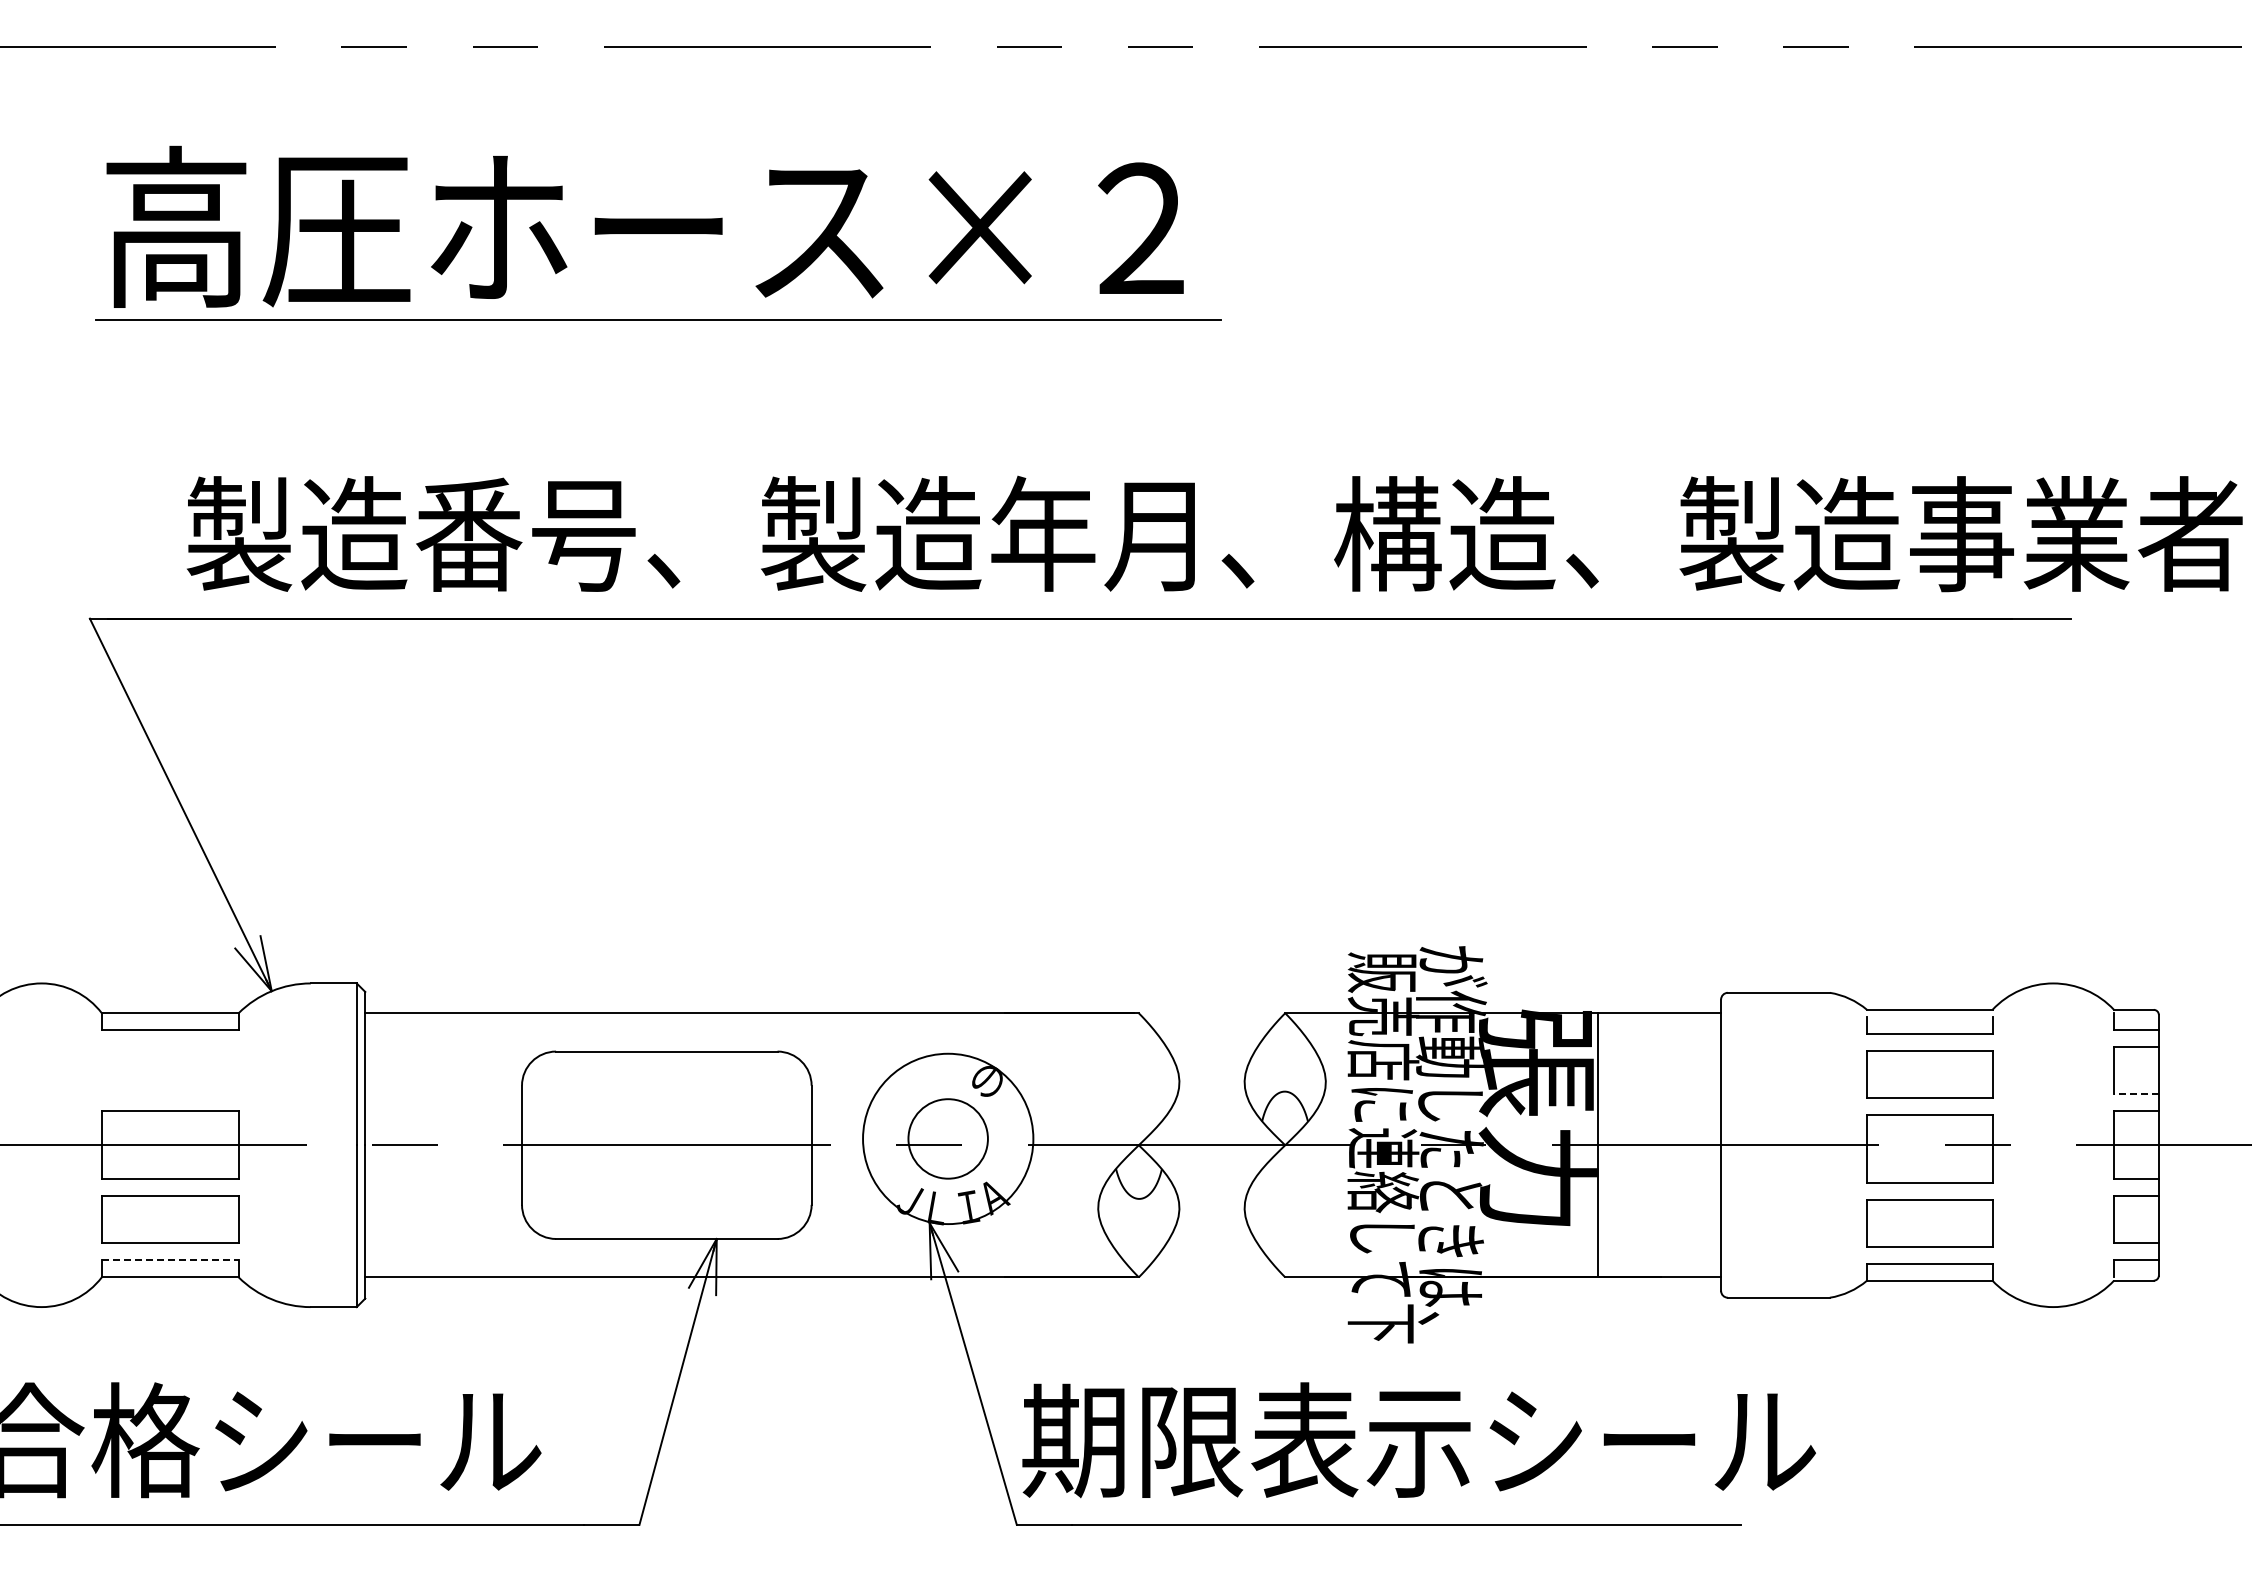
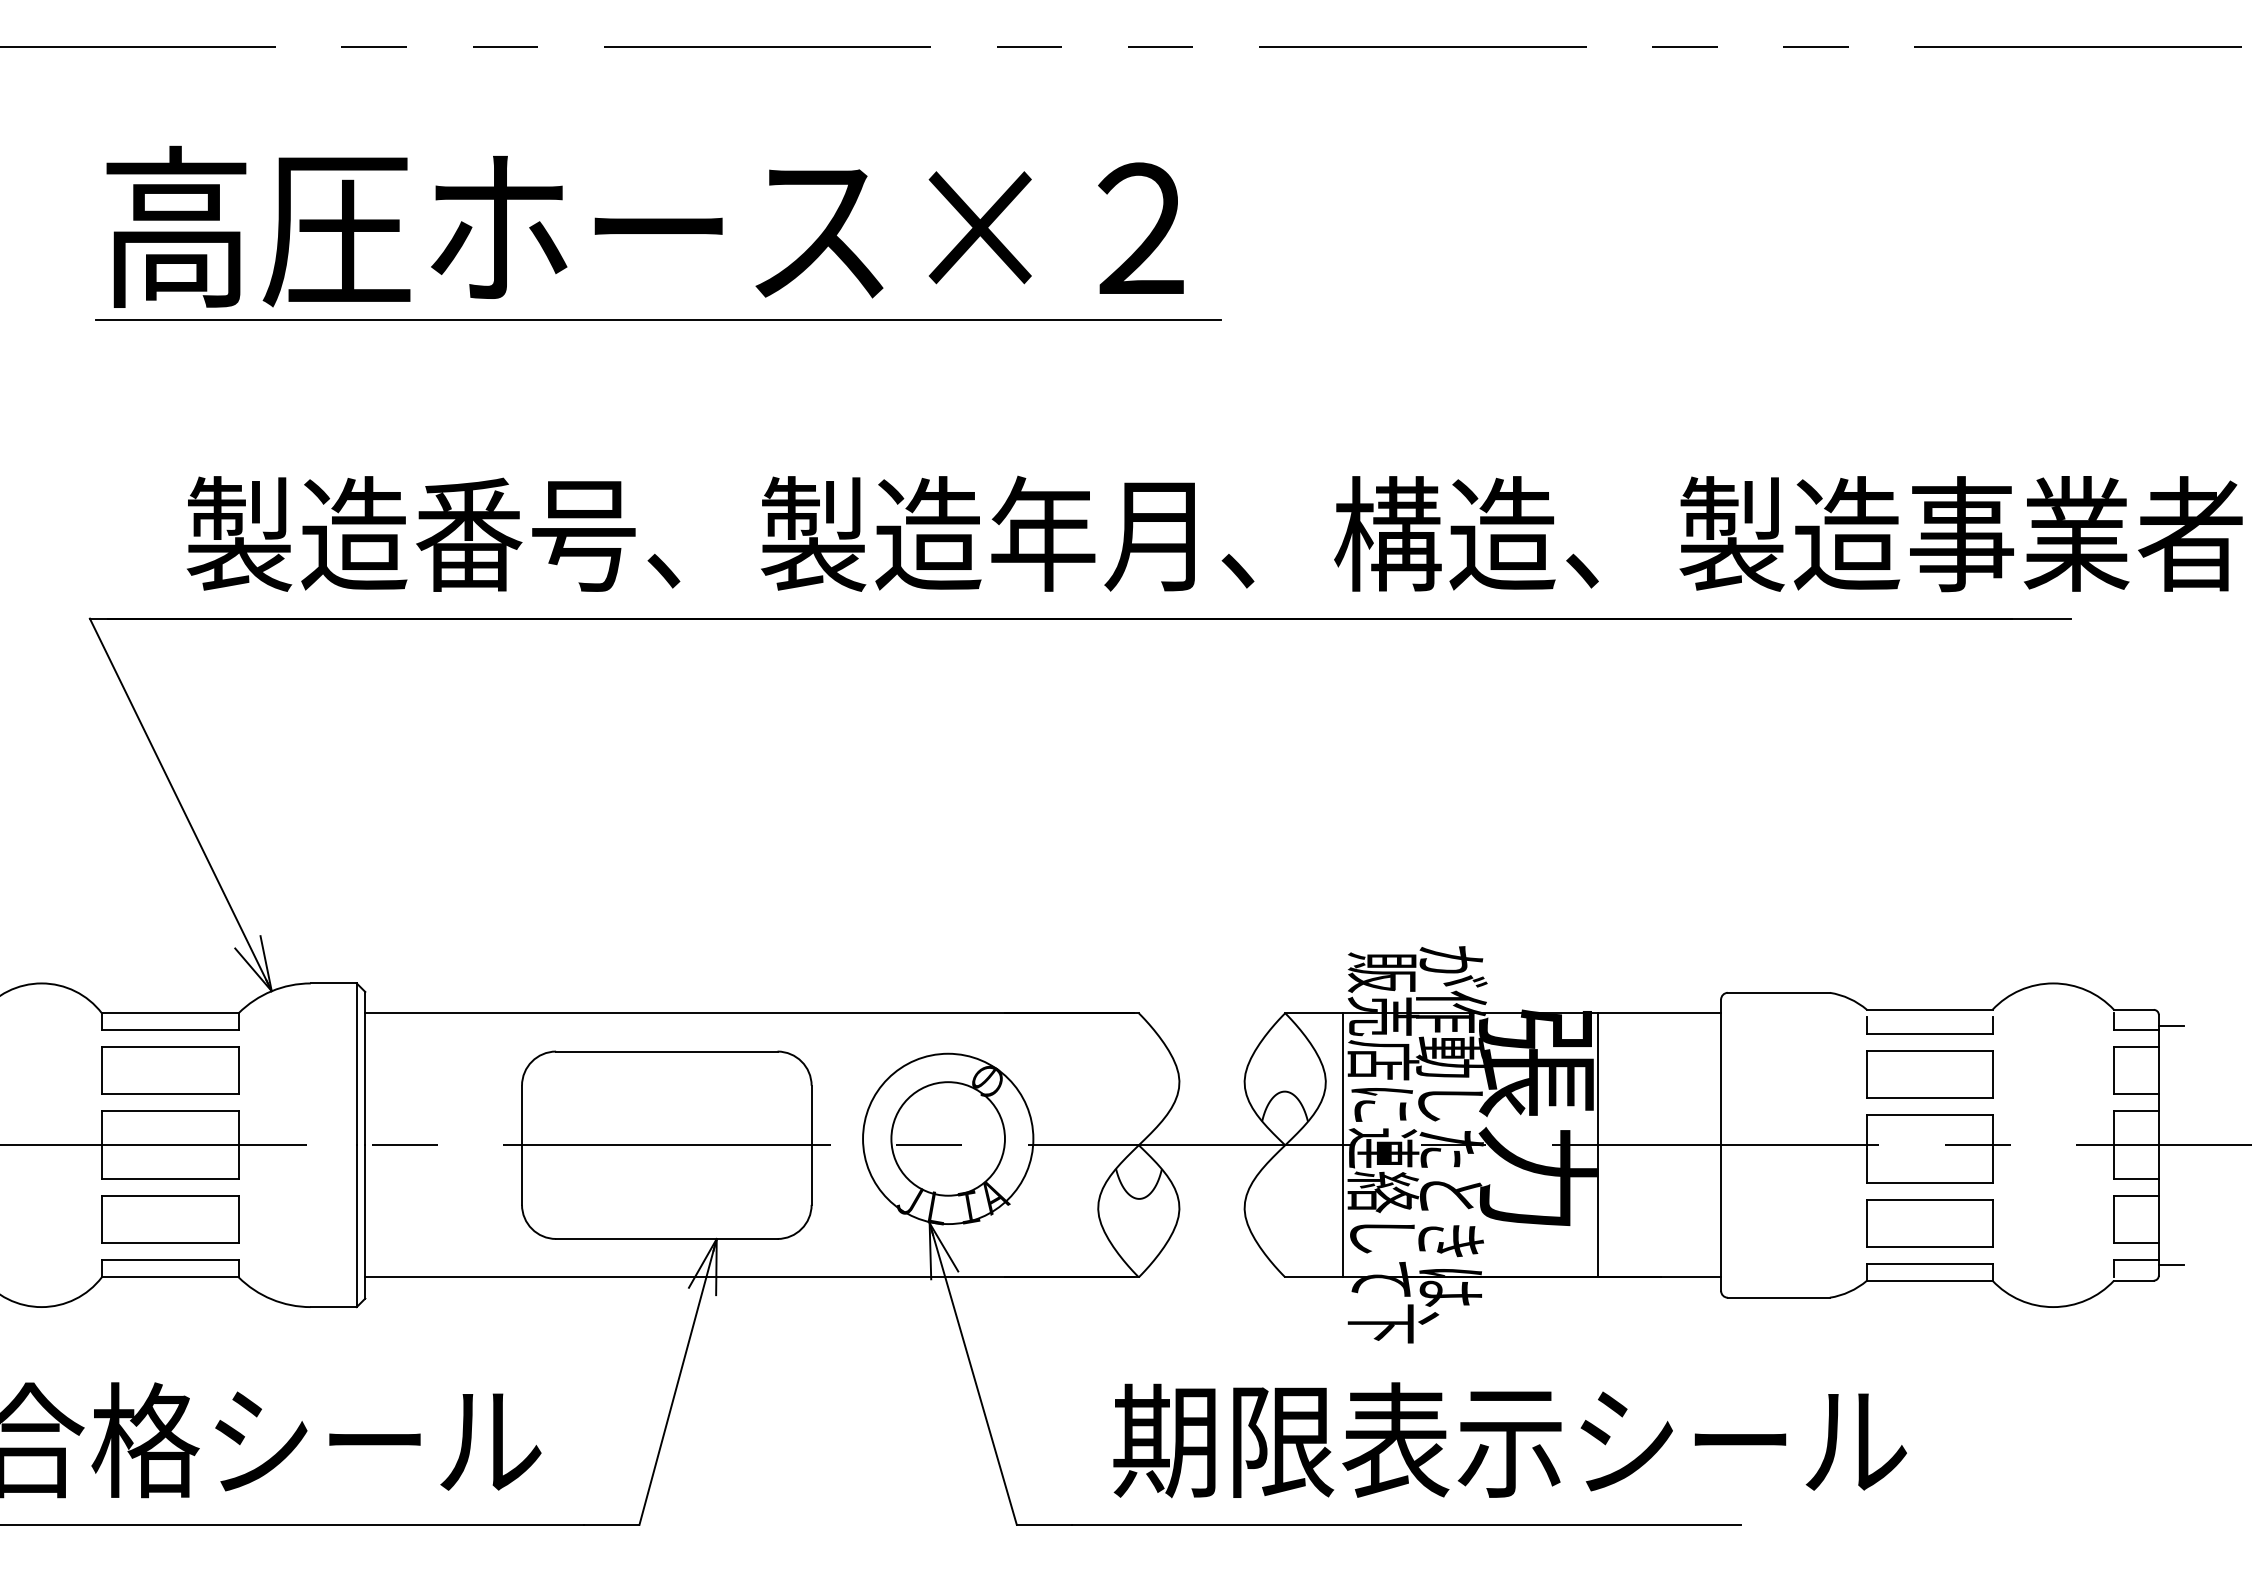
line: none -> present (2171, 1026)
part: none -> present (170, 1070)
line: dashed -> solid (2136, 1094)
circle diameter: 79 px -> 114 px (947, 1138)
line: none -> present (1342, 1145)
line: dashed -> solid (170, 1260)
line: none -> present (2171, 1264)
text position: (1418, 1440) -> (1509, 1440) (1509, 1440)
